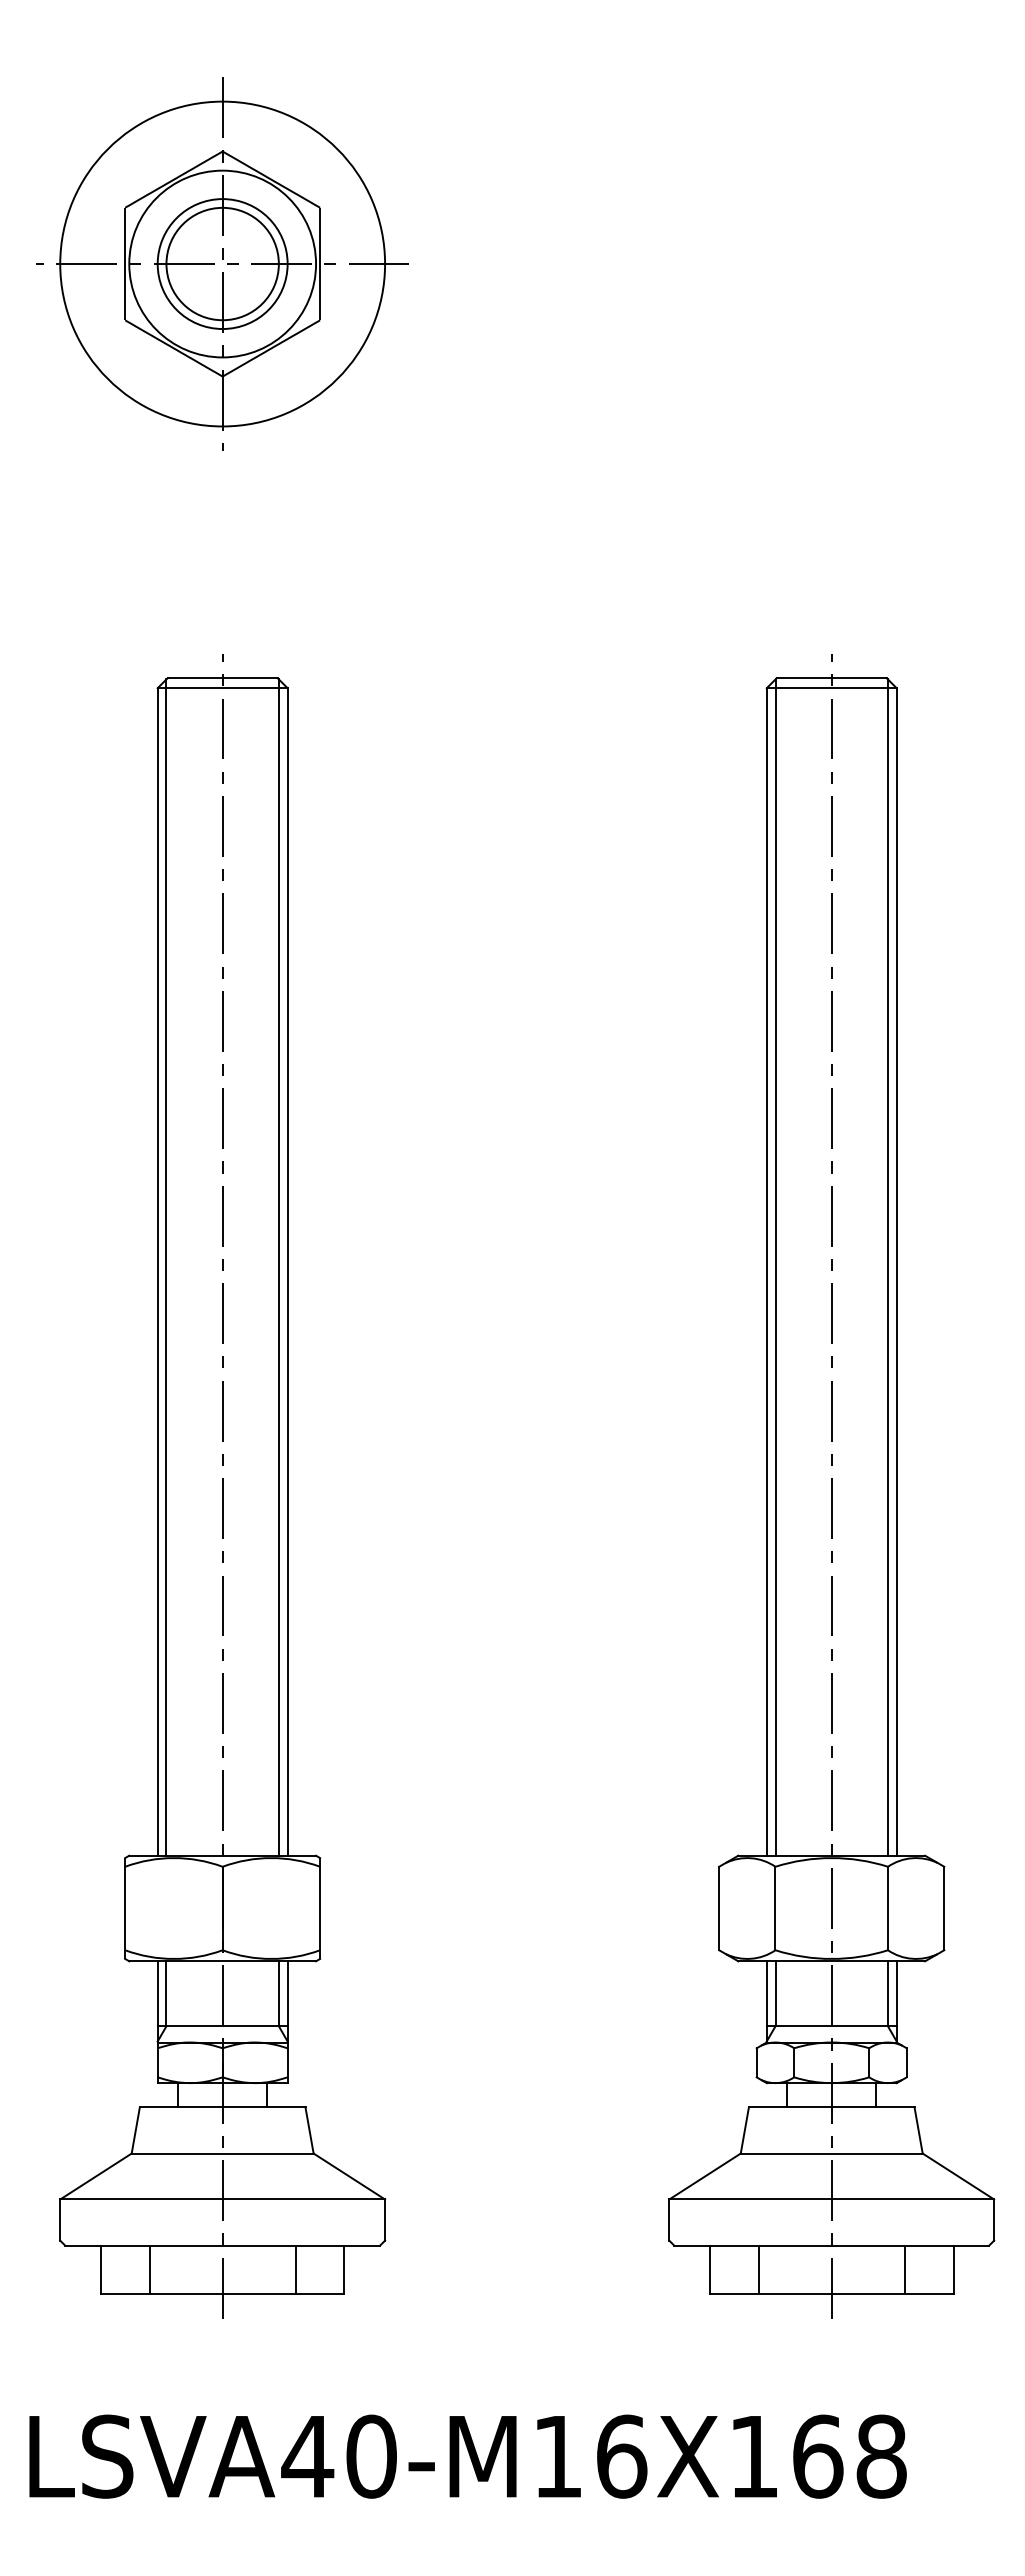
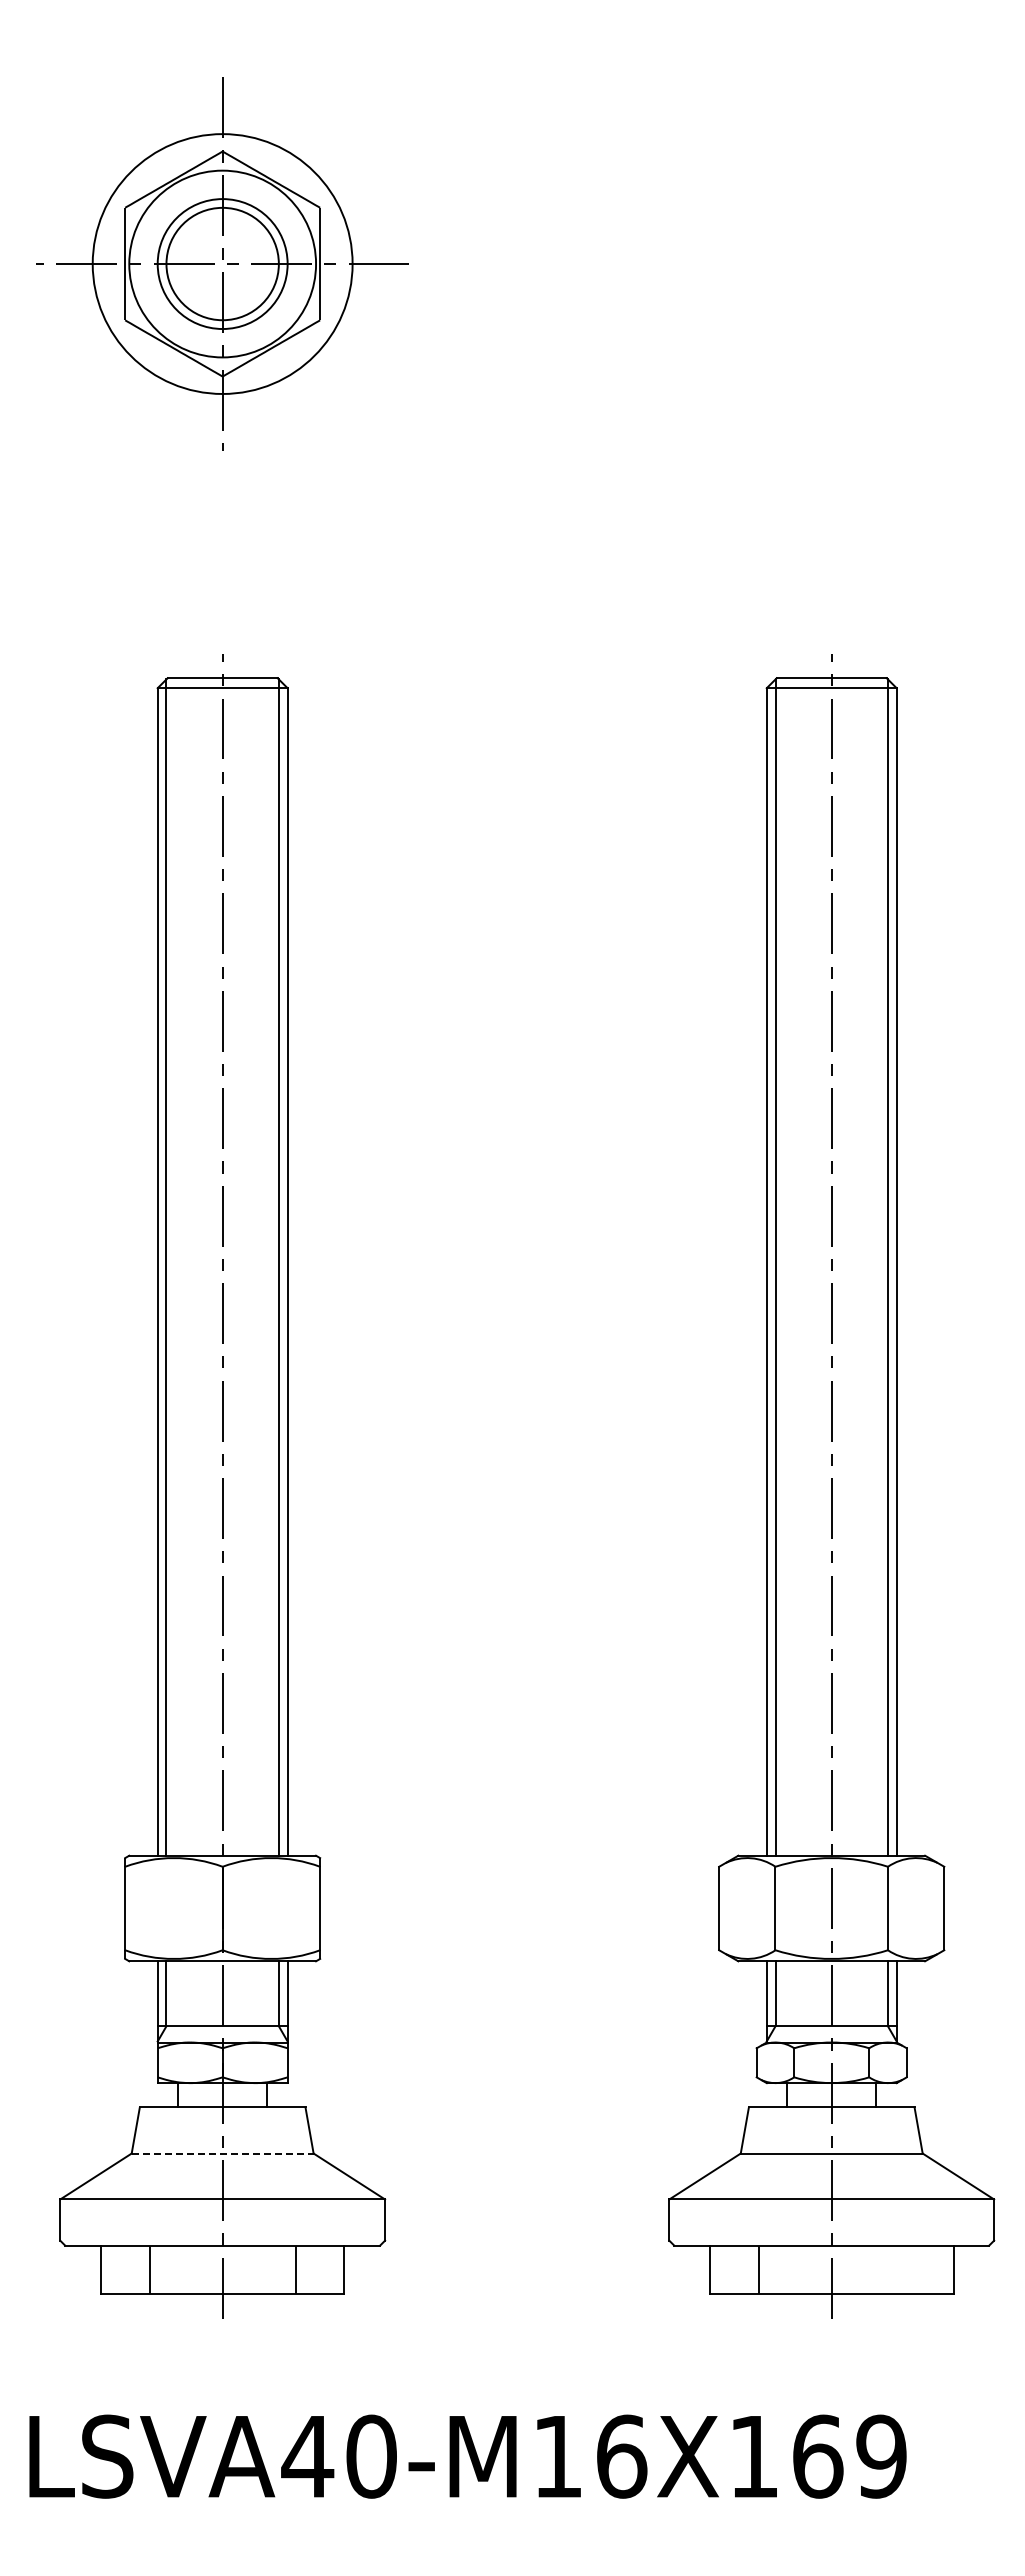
circle diameter: 325 px -> 260 px (222, 263)
line: solid -> dashed (222, 2153)
line: present -> none (904, 2269)
text: LSVA40-M16X168 -> LSVA40-M16X169 (881, 2456)
